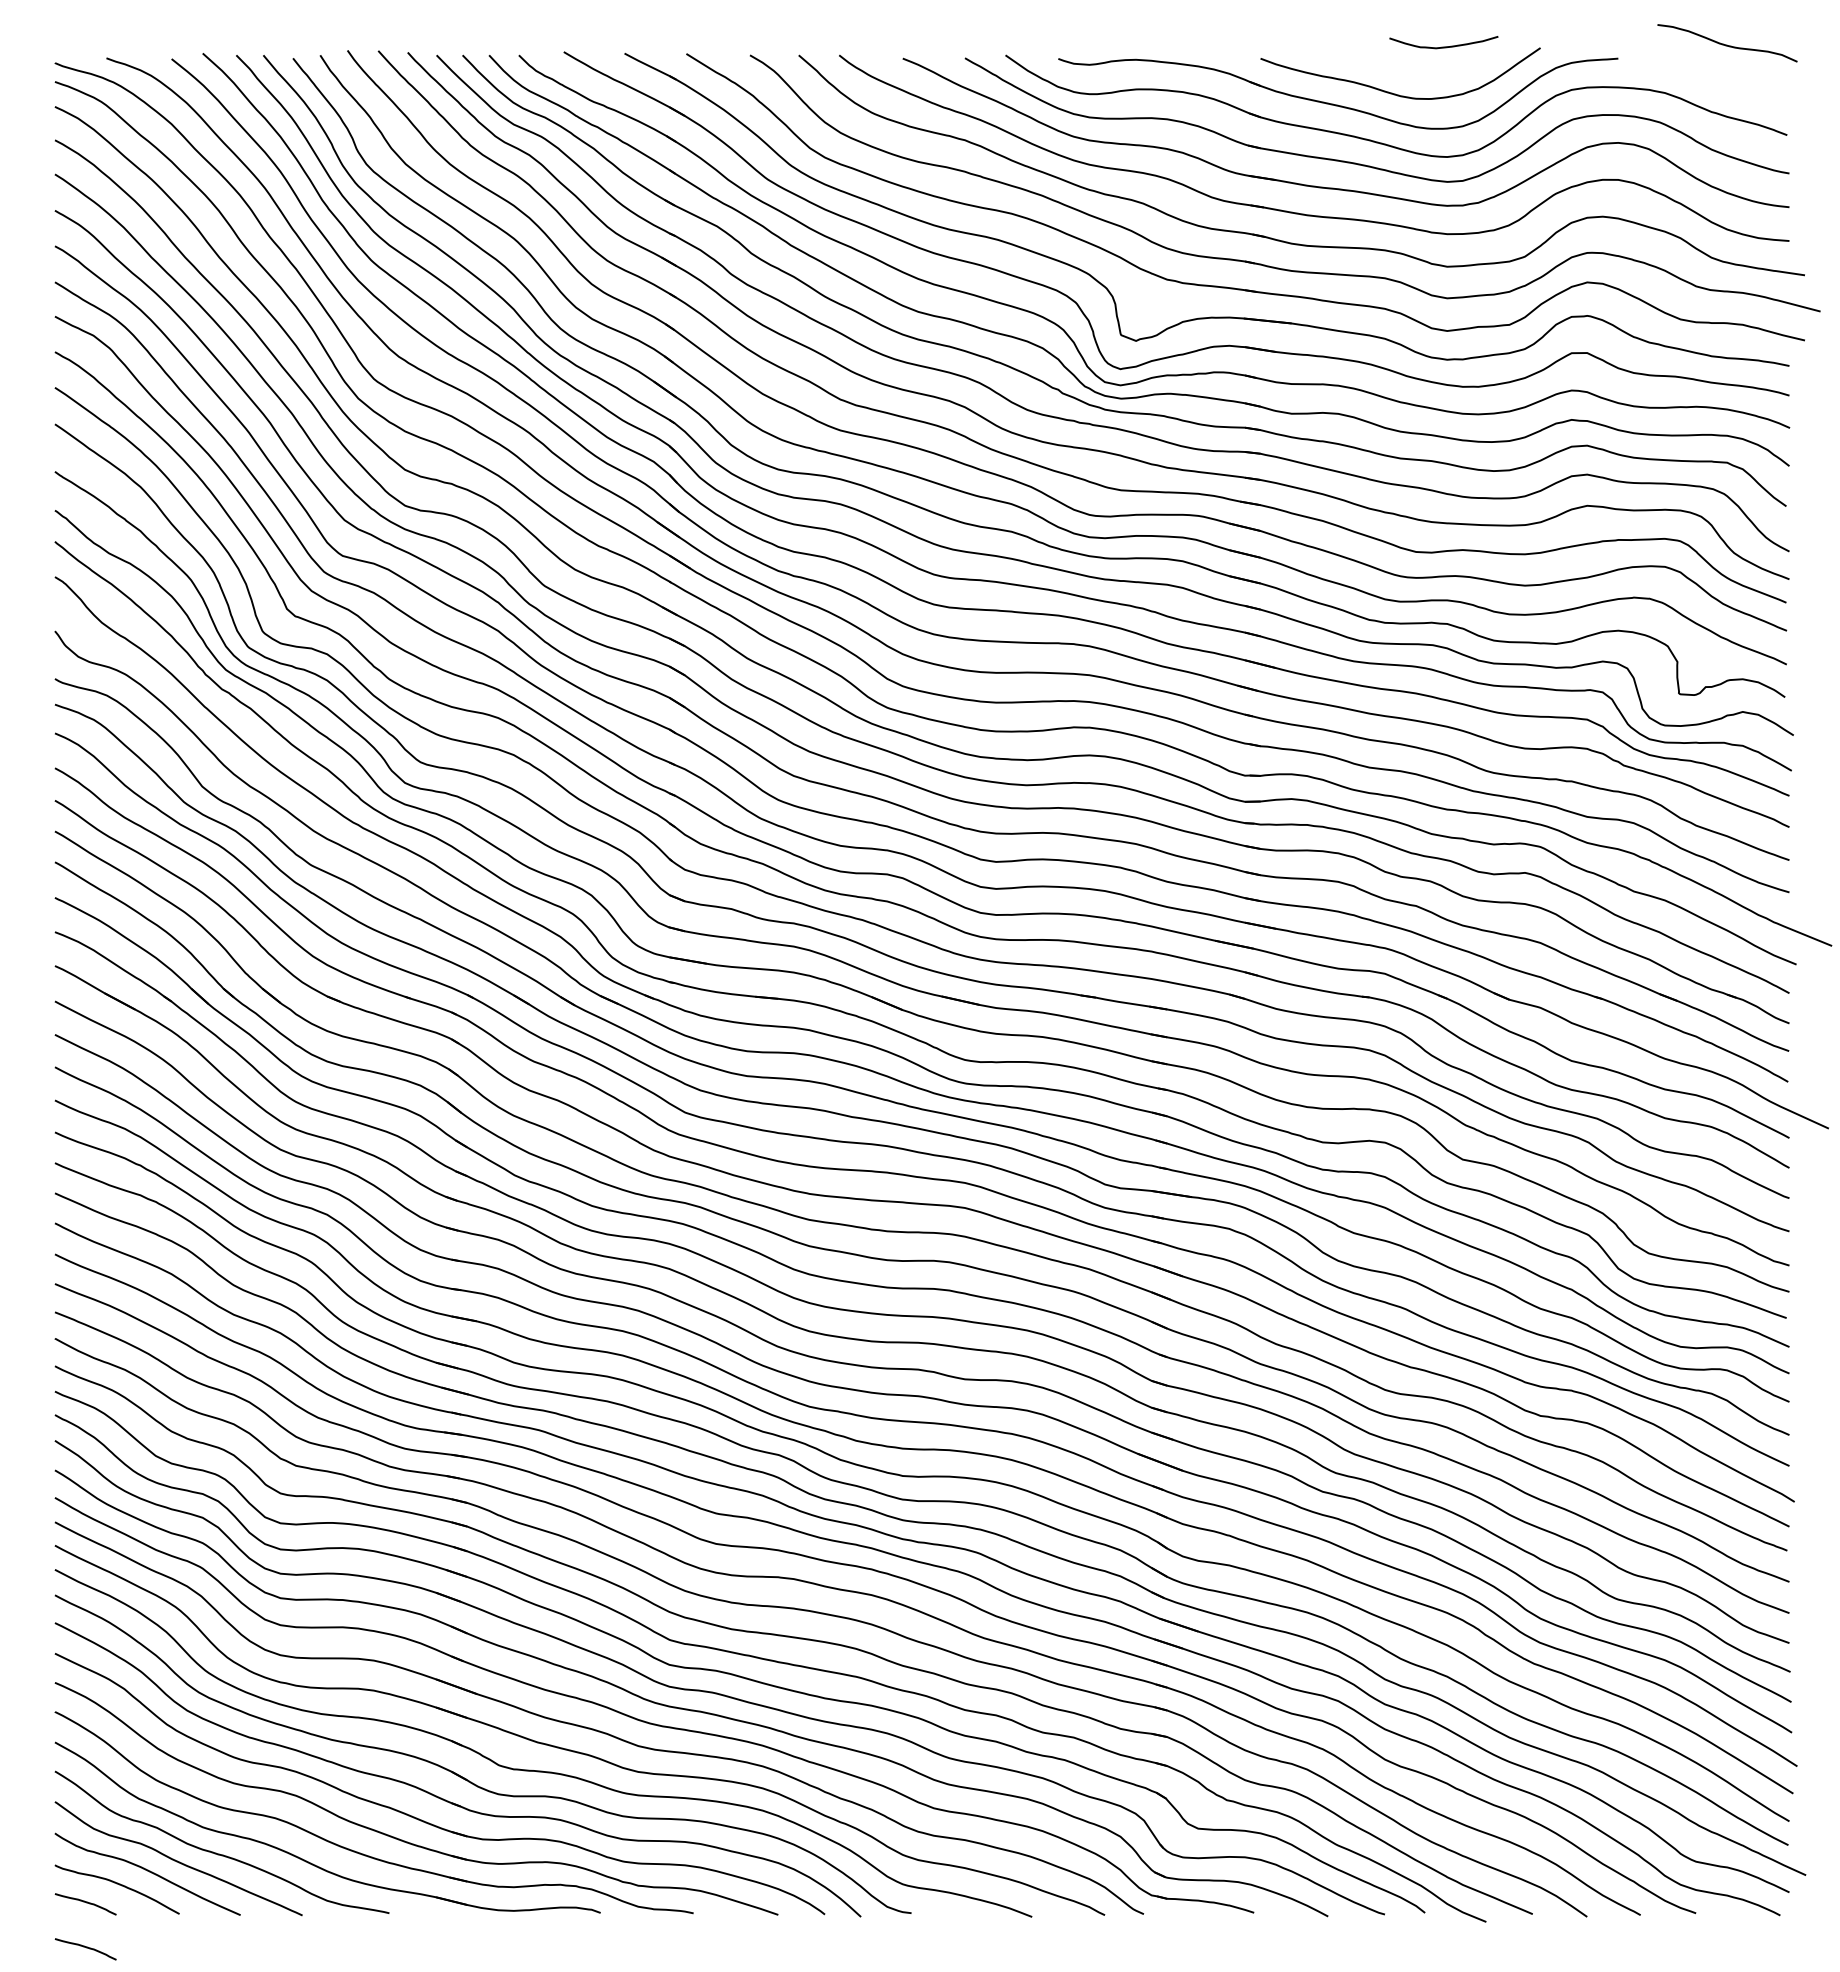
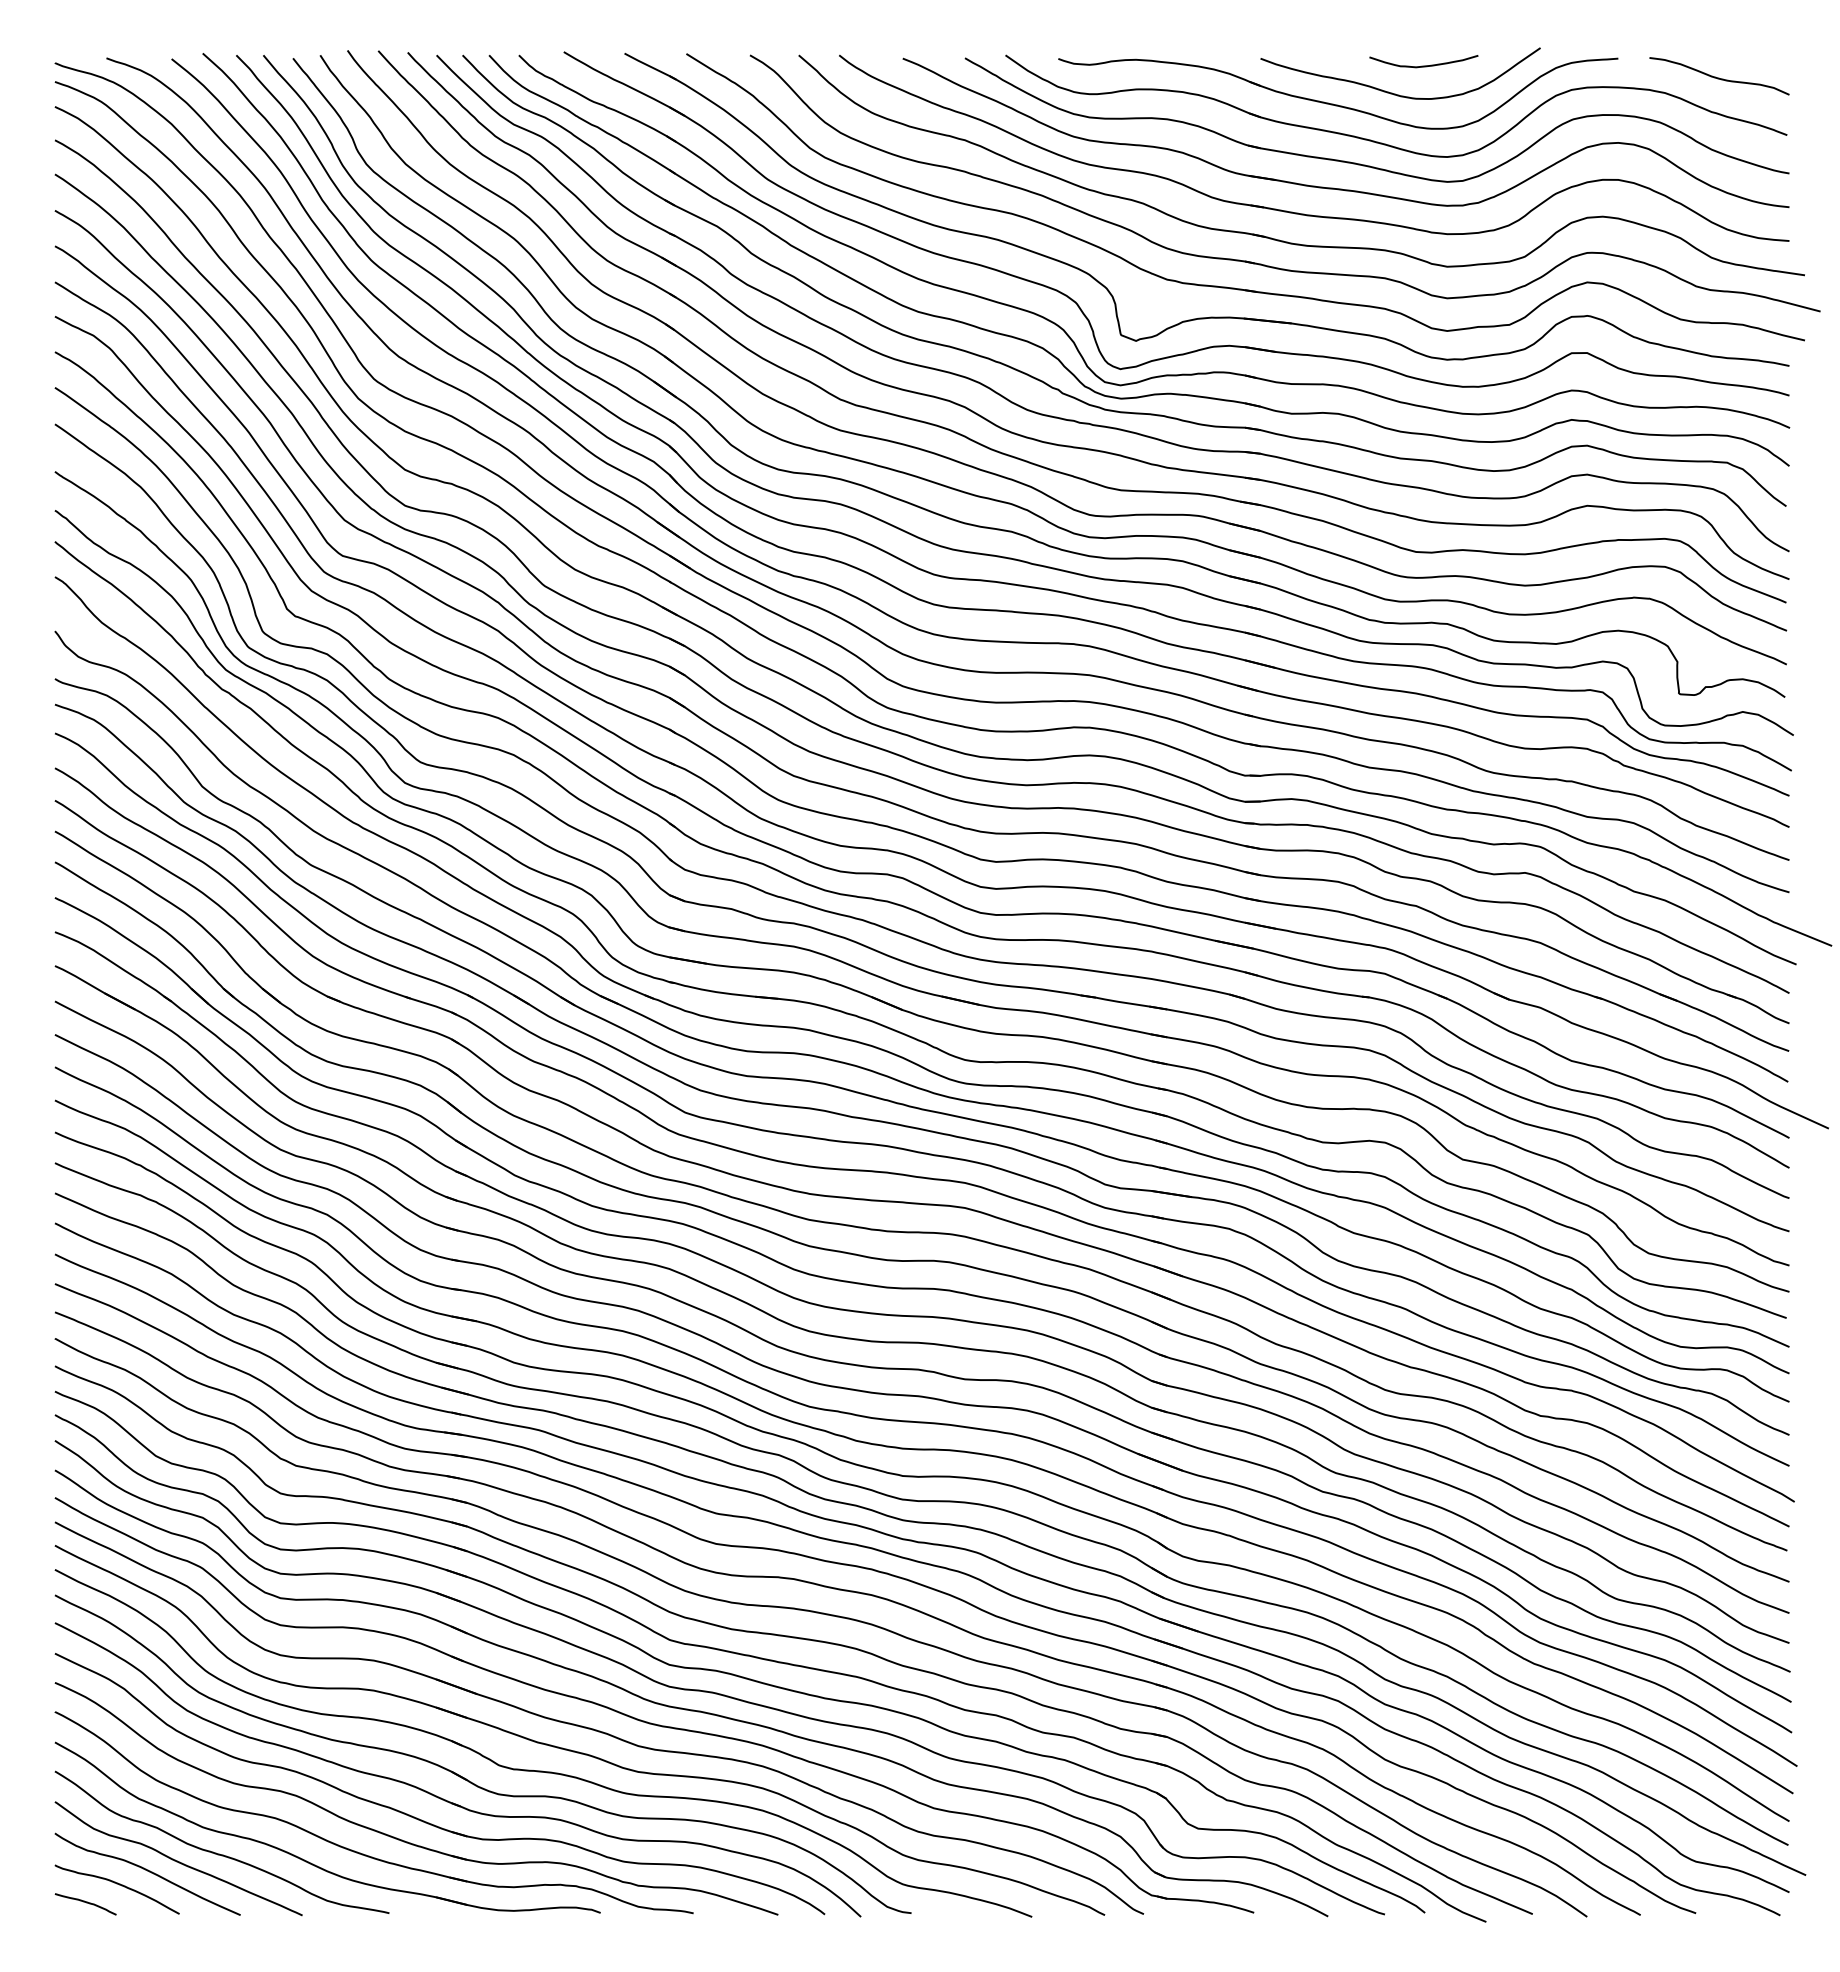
curve position: (1727, 44) -> (1719, 77) (1719, 77)
curve position: (1443, 46) -> (1423, 65) (1423, 65)
curve: present -> none (86, 1948)
